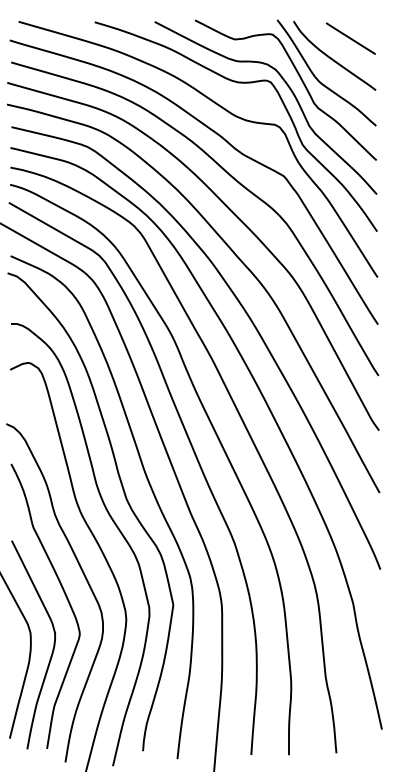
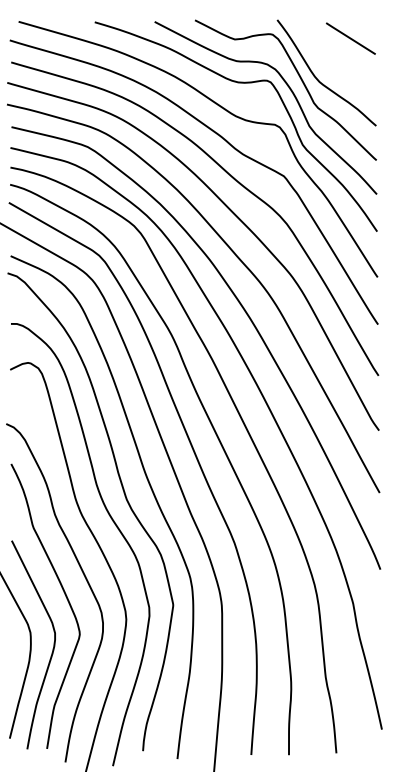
curve: present -> none (331, 57)
